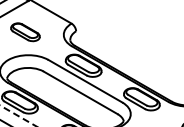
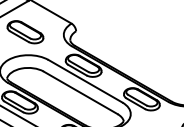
part size: 31x21 px -> 39x25 px (25, 32)
line: dashed -> solid (19, 116)
